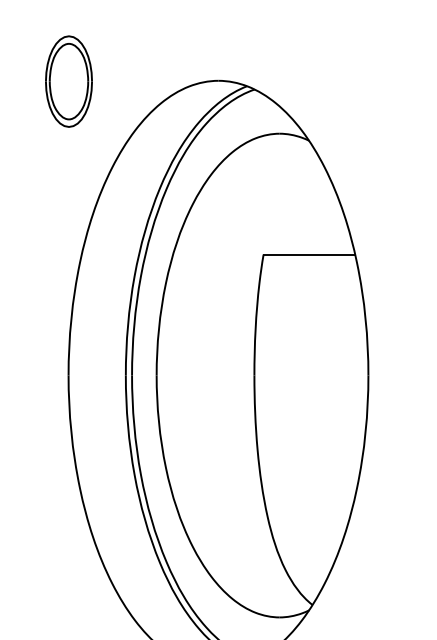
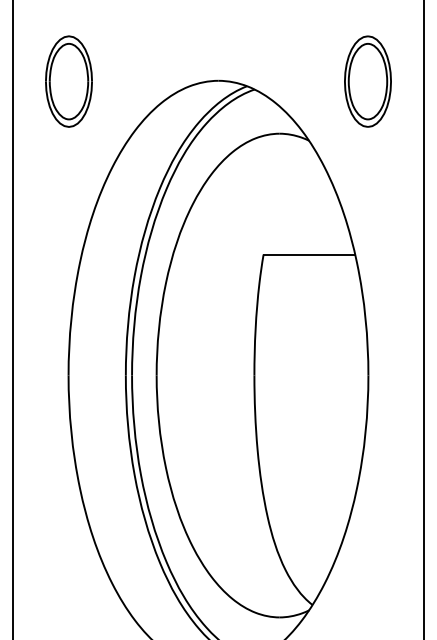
part: none -> present (367, 81)
line: none -> present (12, 319)
line: none -> present (424, 319)
